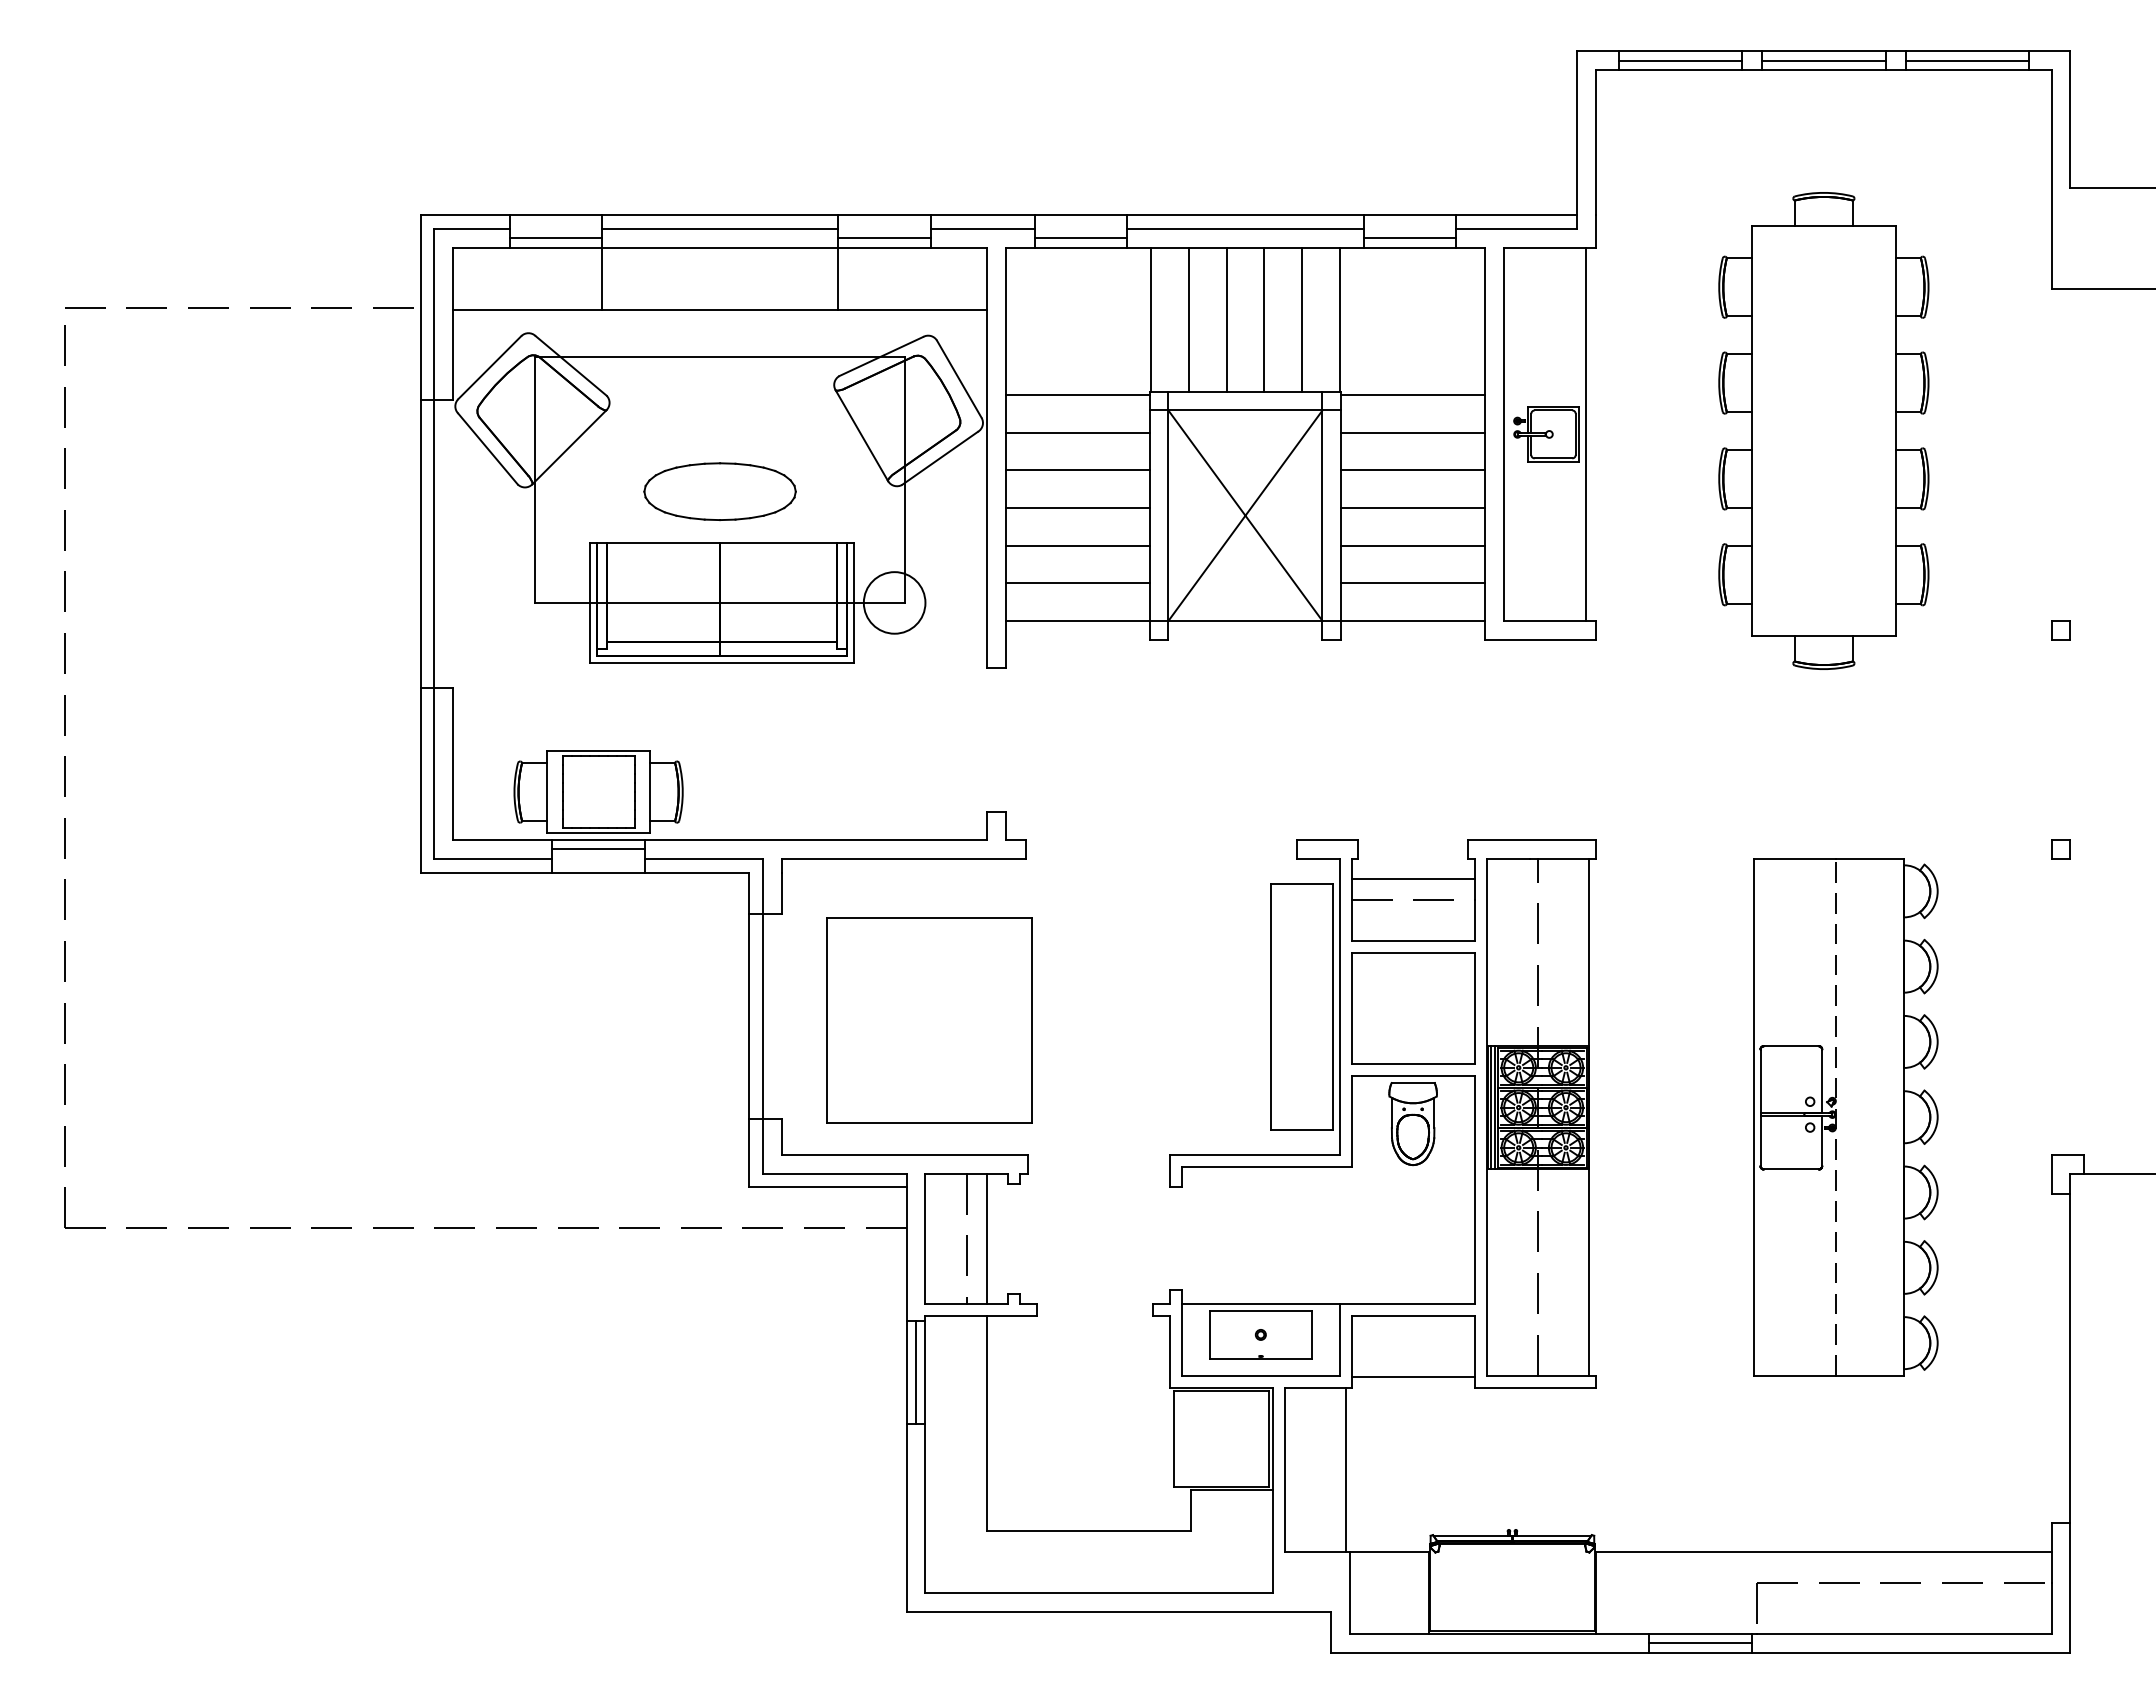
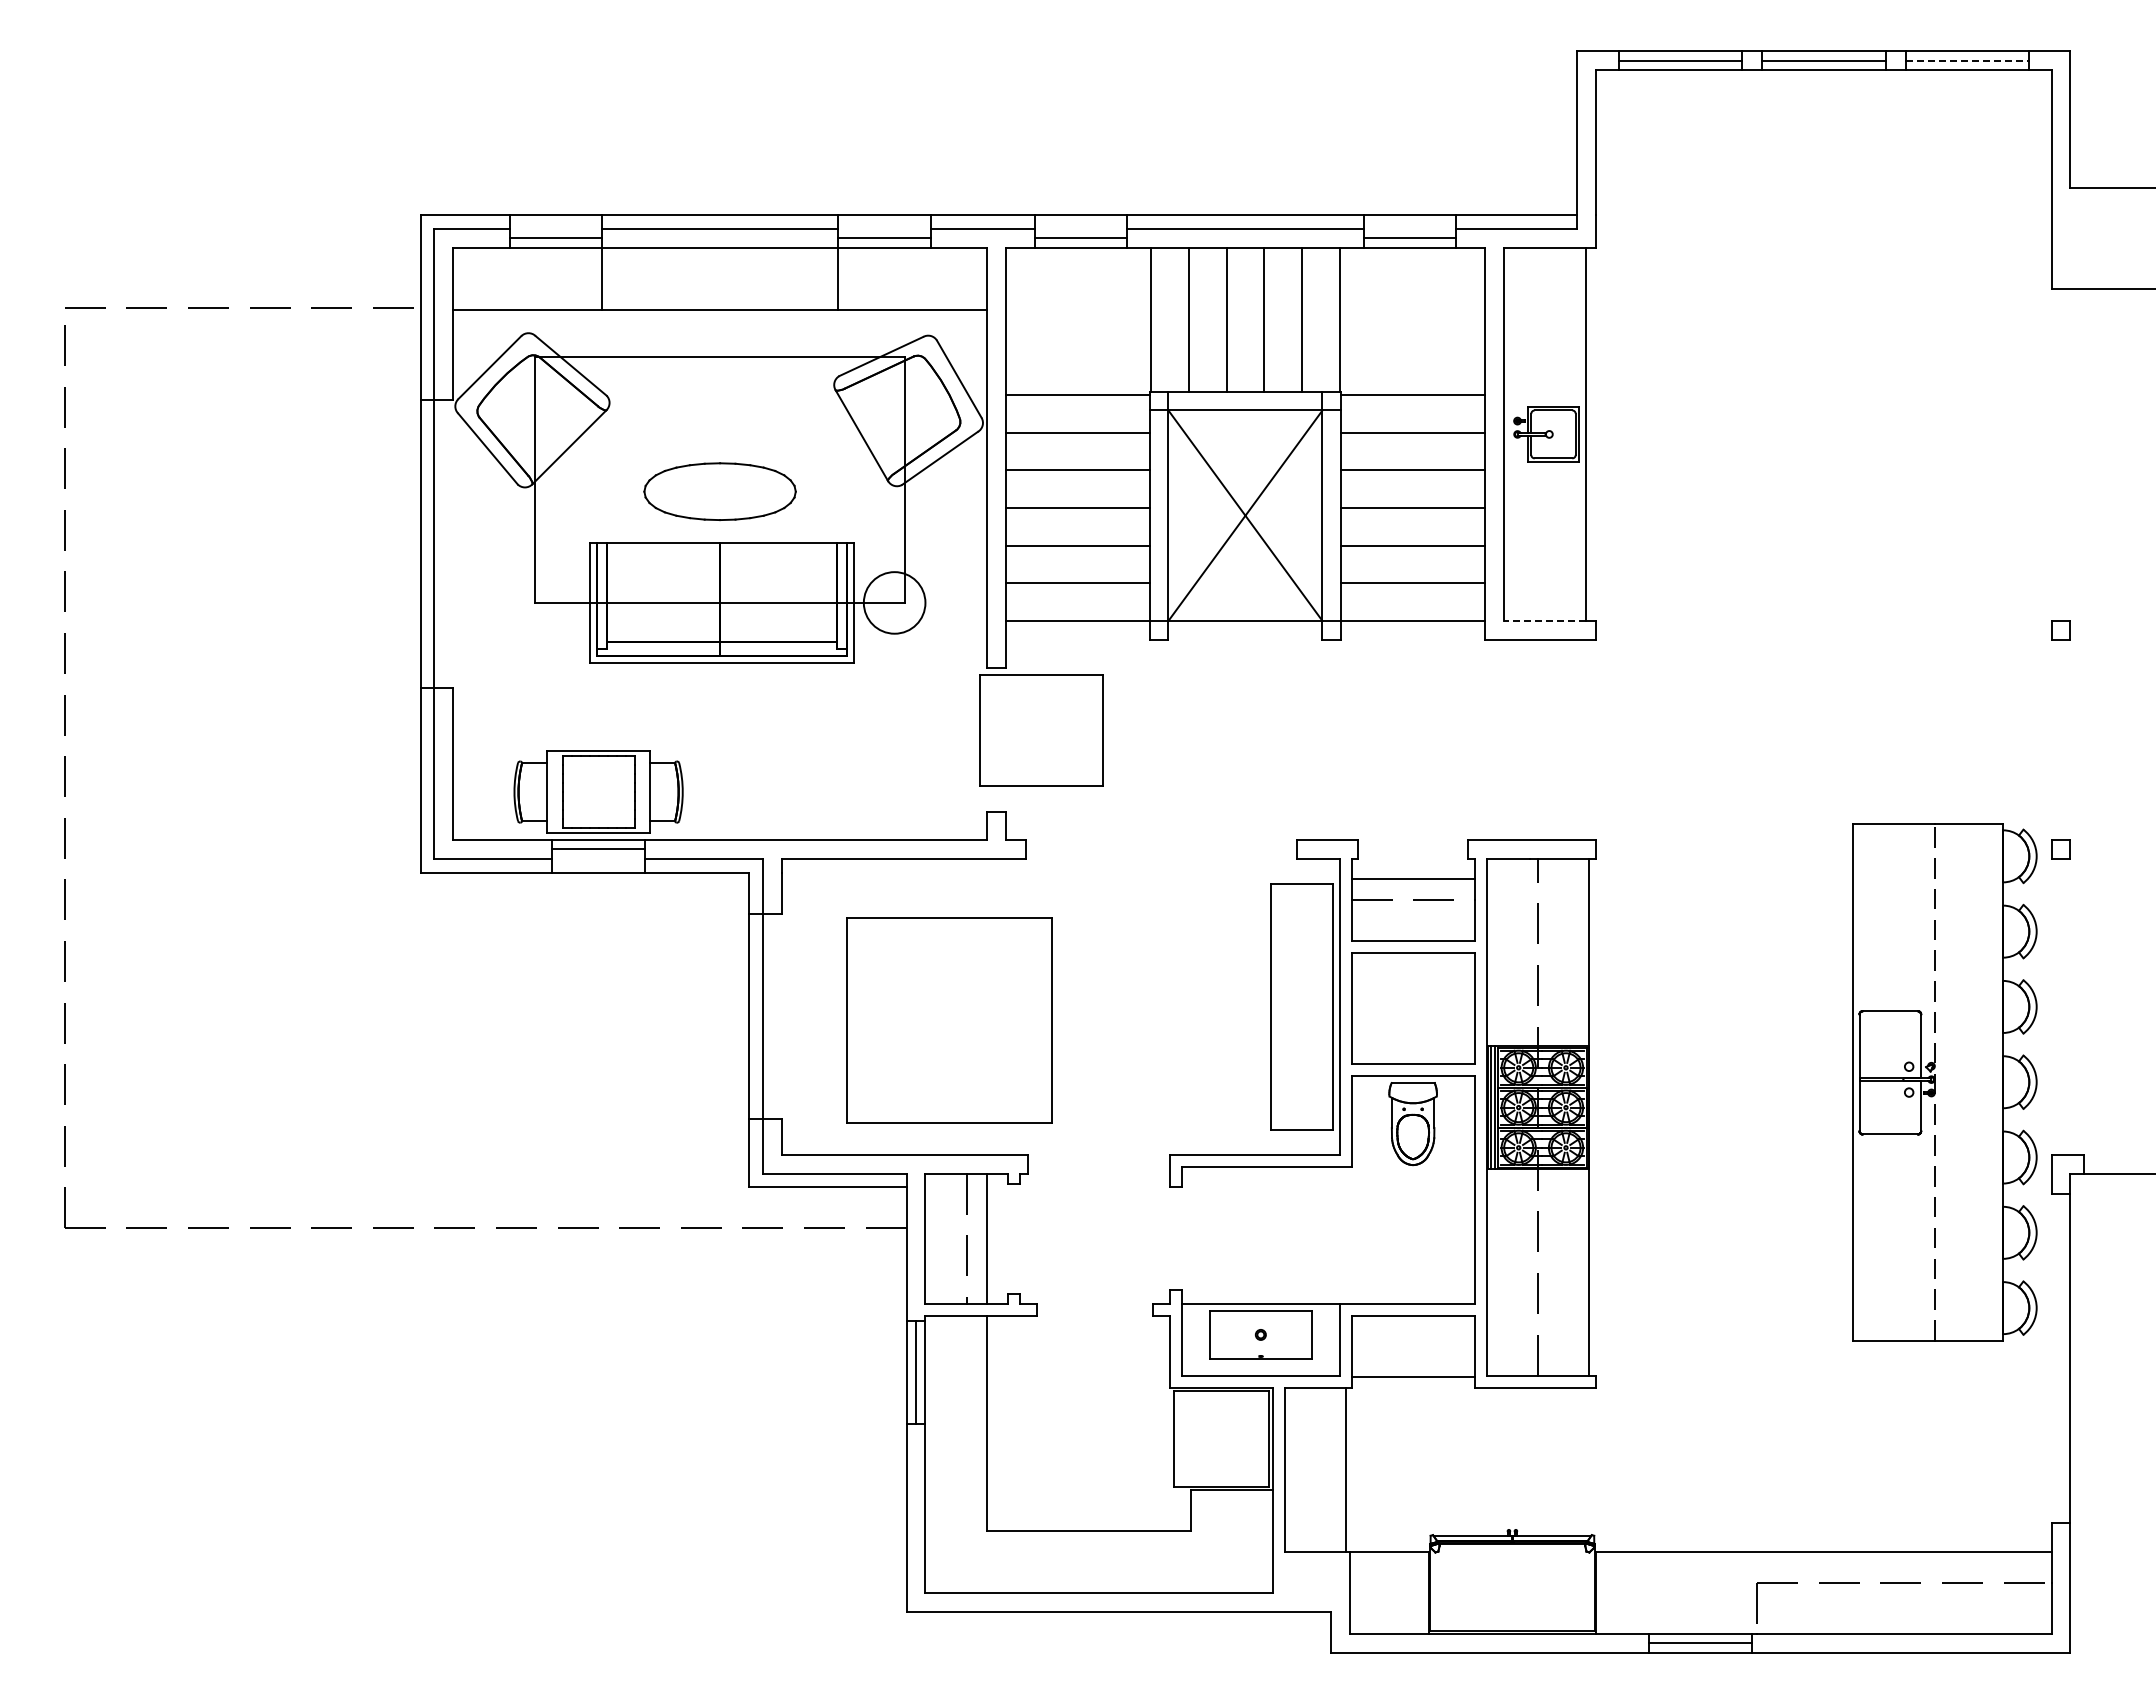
line: solid -> dashed (1967, 60)
part: present -> none (1823, 430)
line: solid -> dashed (1544, 620)
part: none -> present (1041, 730)
part position: (929, 1020) -> (949, 1020) (949, 1020)
part position: (1845, 1117) -> (1944, 1082) (1944, 1082)
